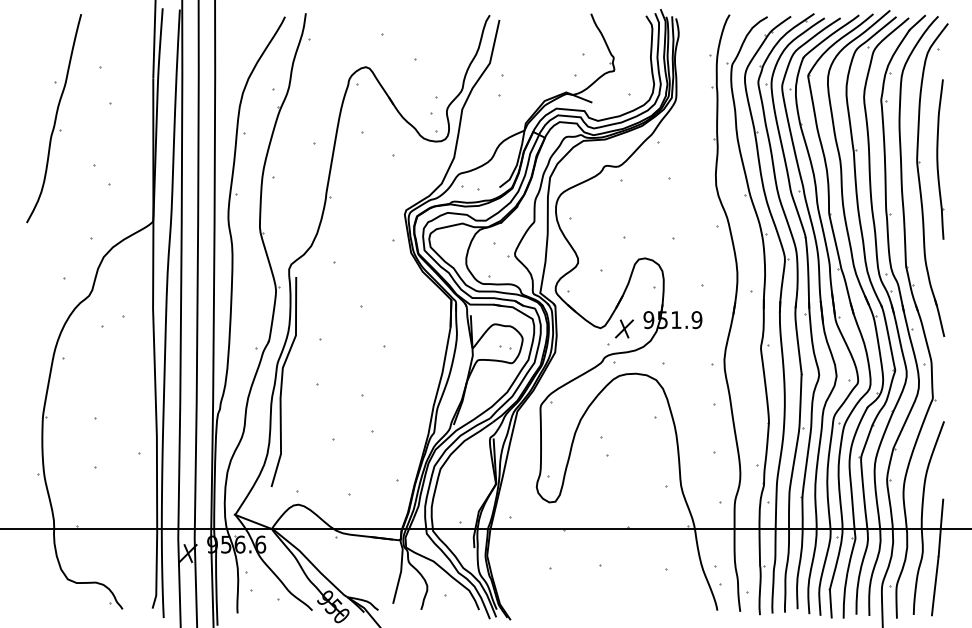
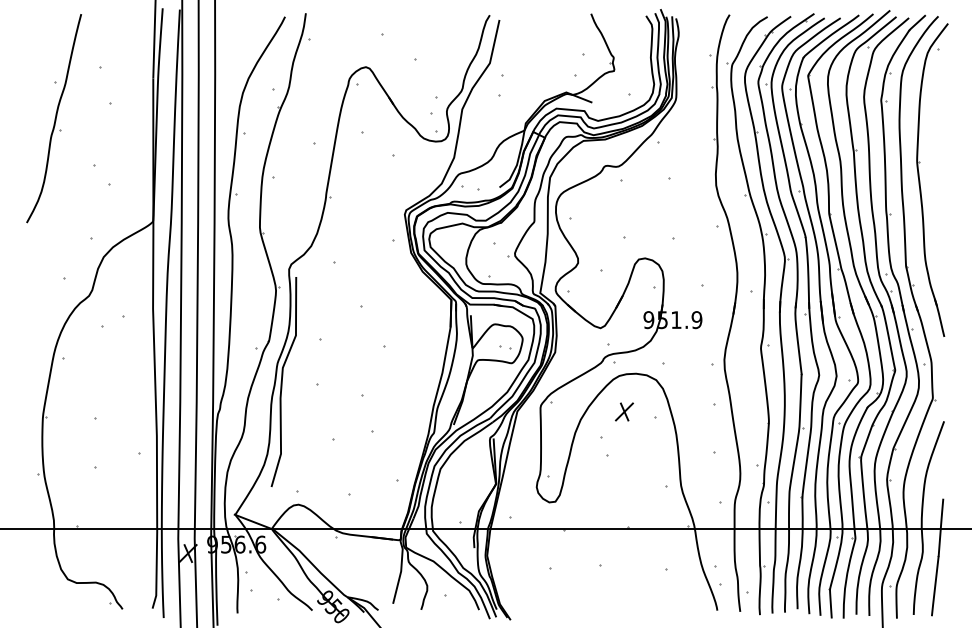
part: present -> none (940, 159)
part position: (624, 328) -> (624, 411) (624, 411)
